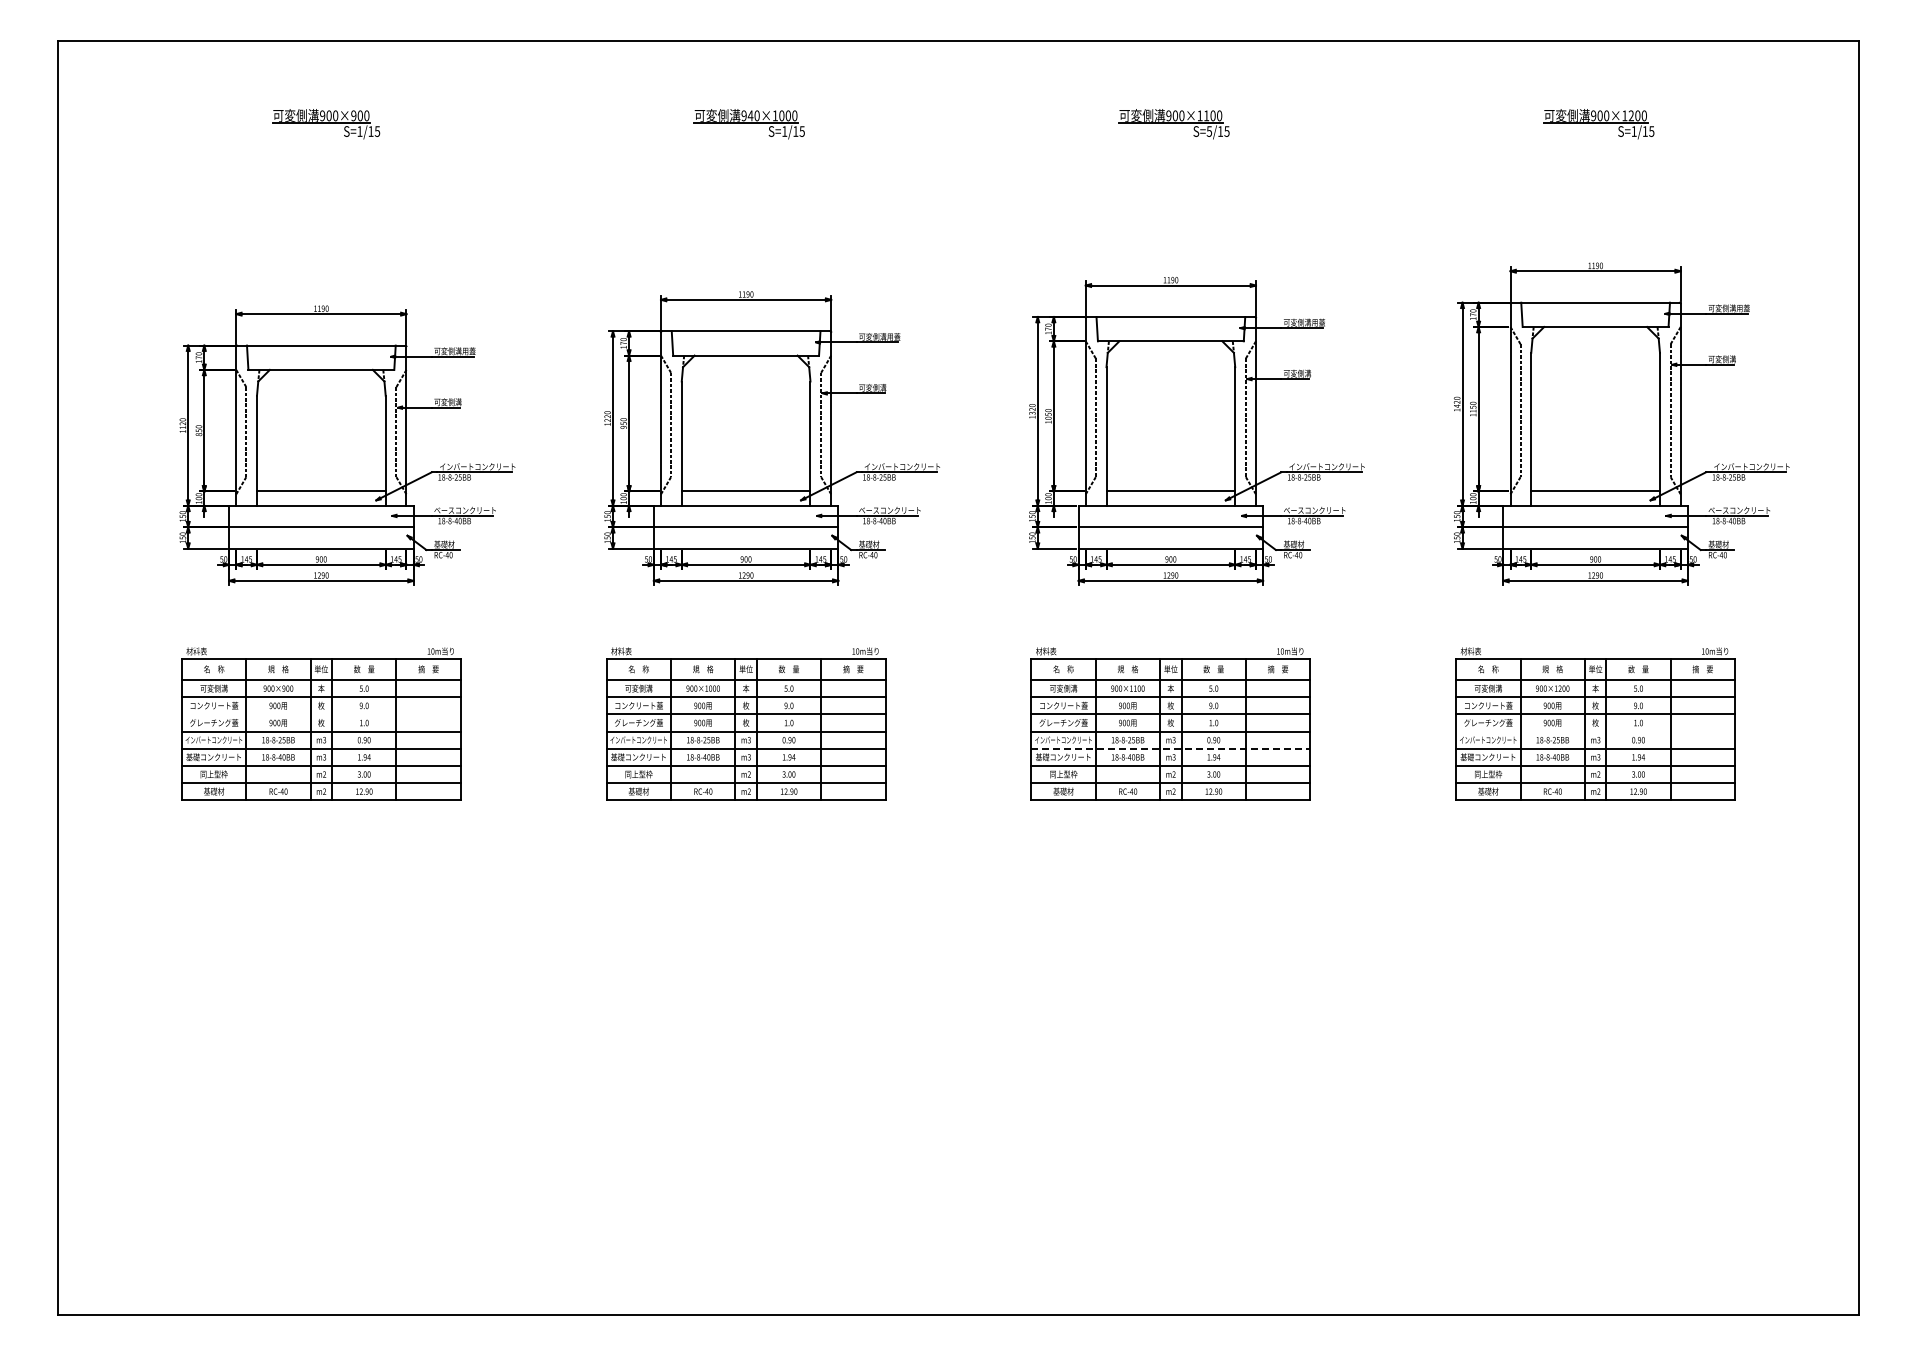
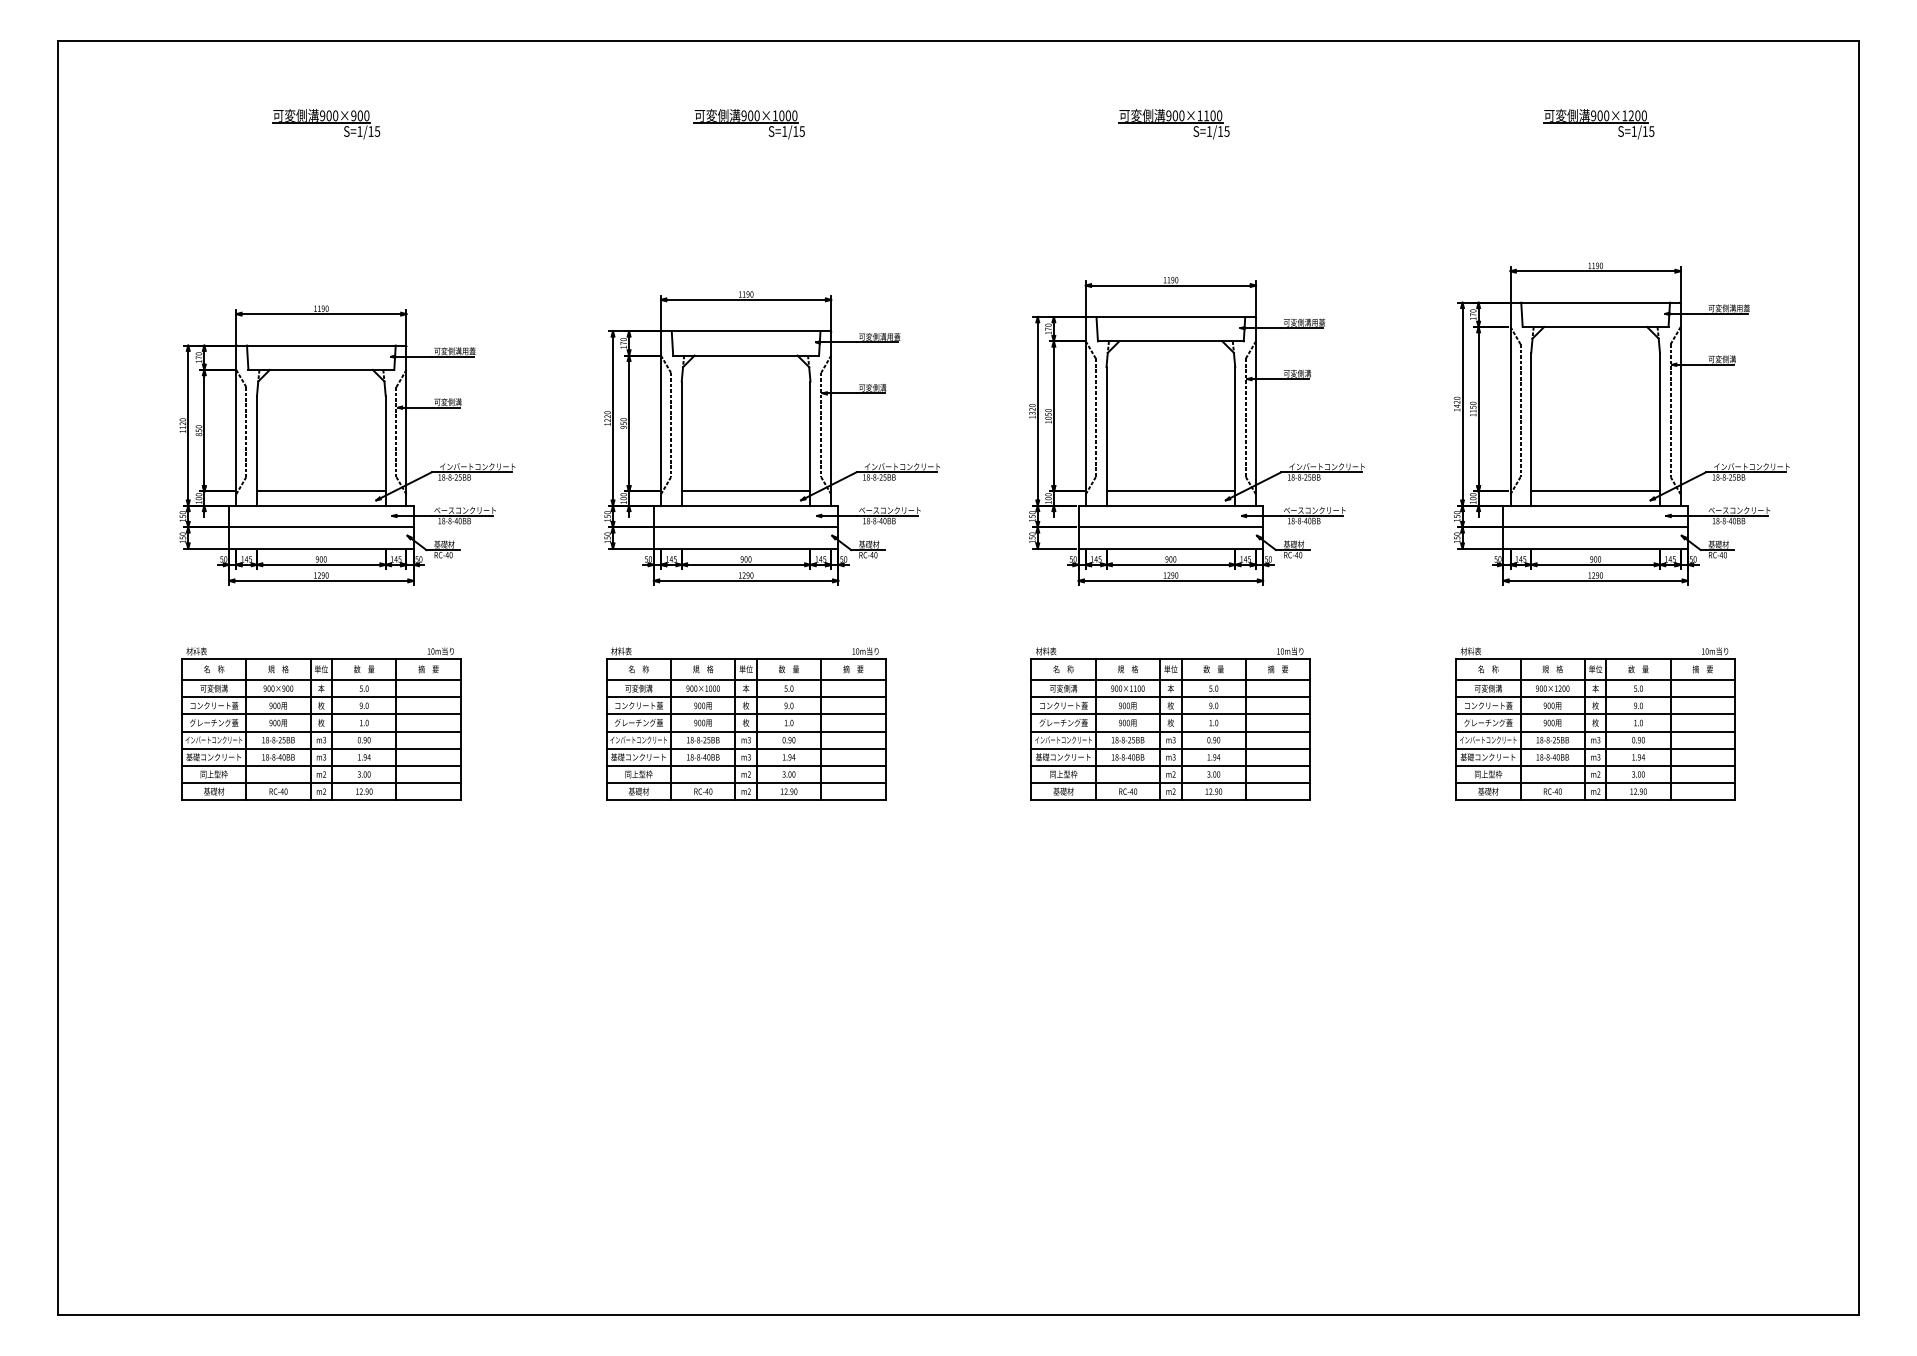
text: 940×1000 -> 900×1000 (750, 115)
text: S=5/15 -> S=1/15 (1209, 131)
line: none -> present (320, 714)
line: none -> present (1595, 731)
line: dashed -> solid (1171, 748)
